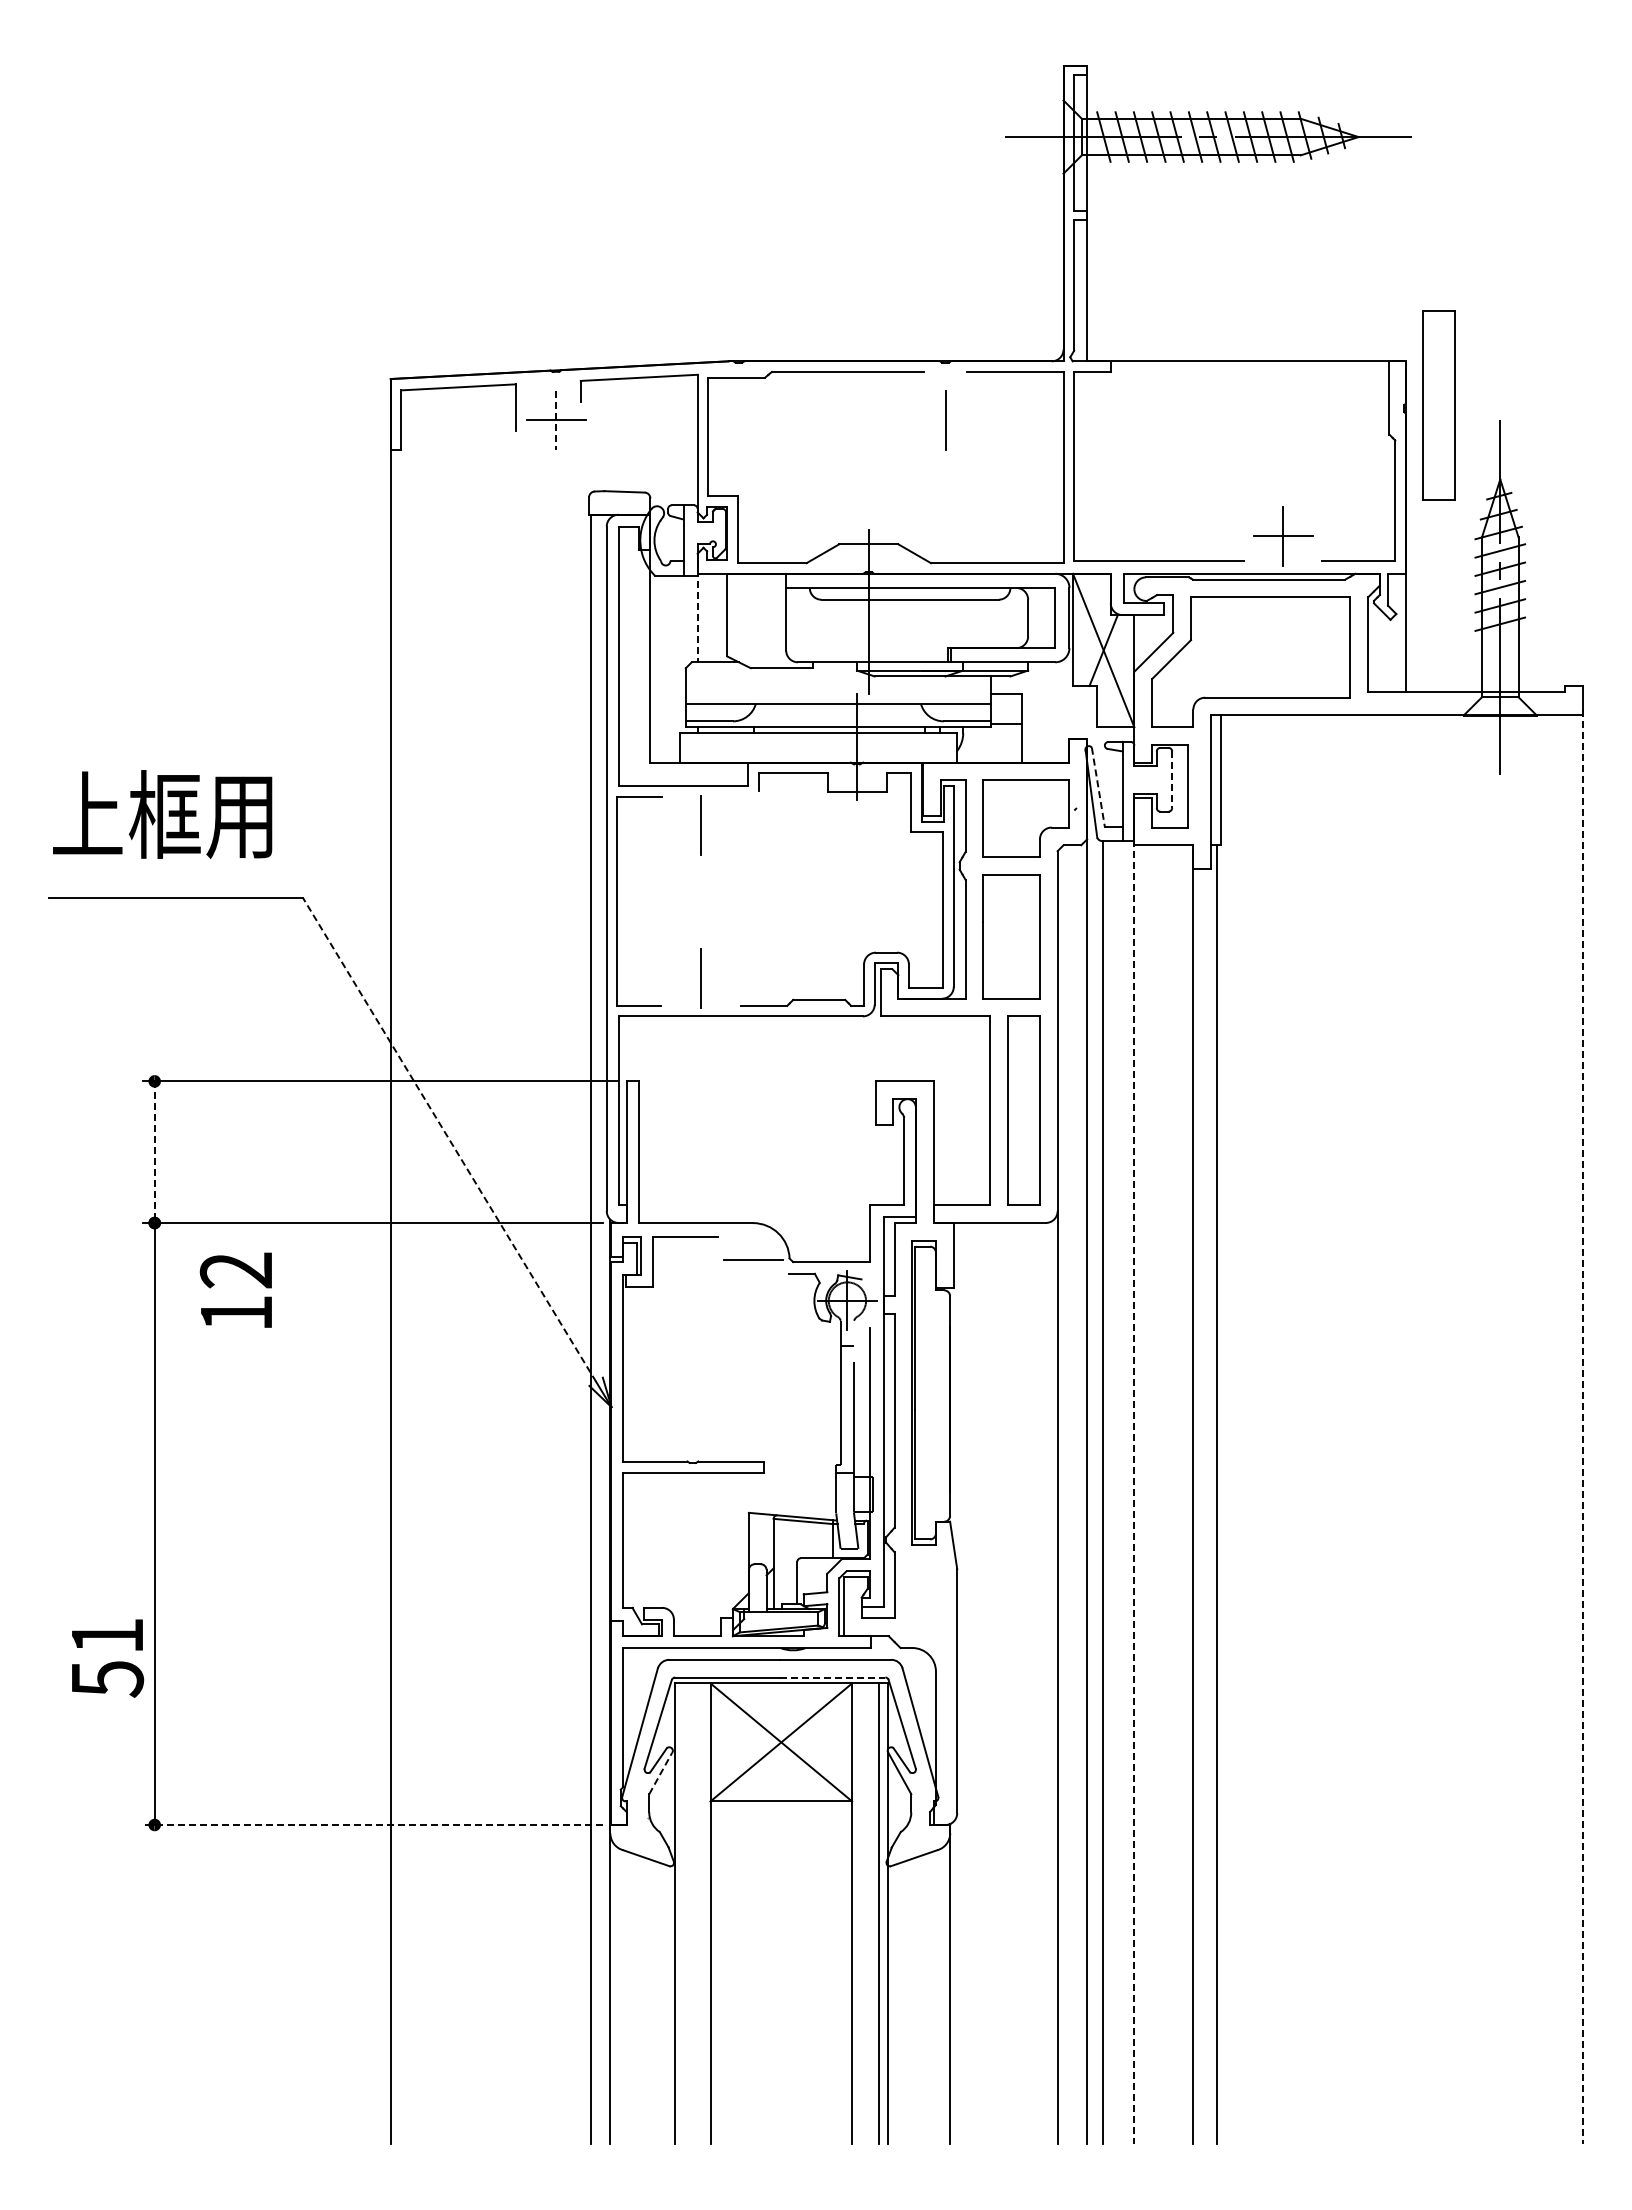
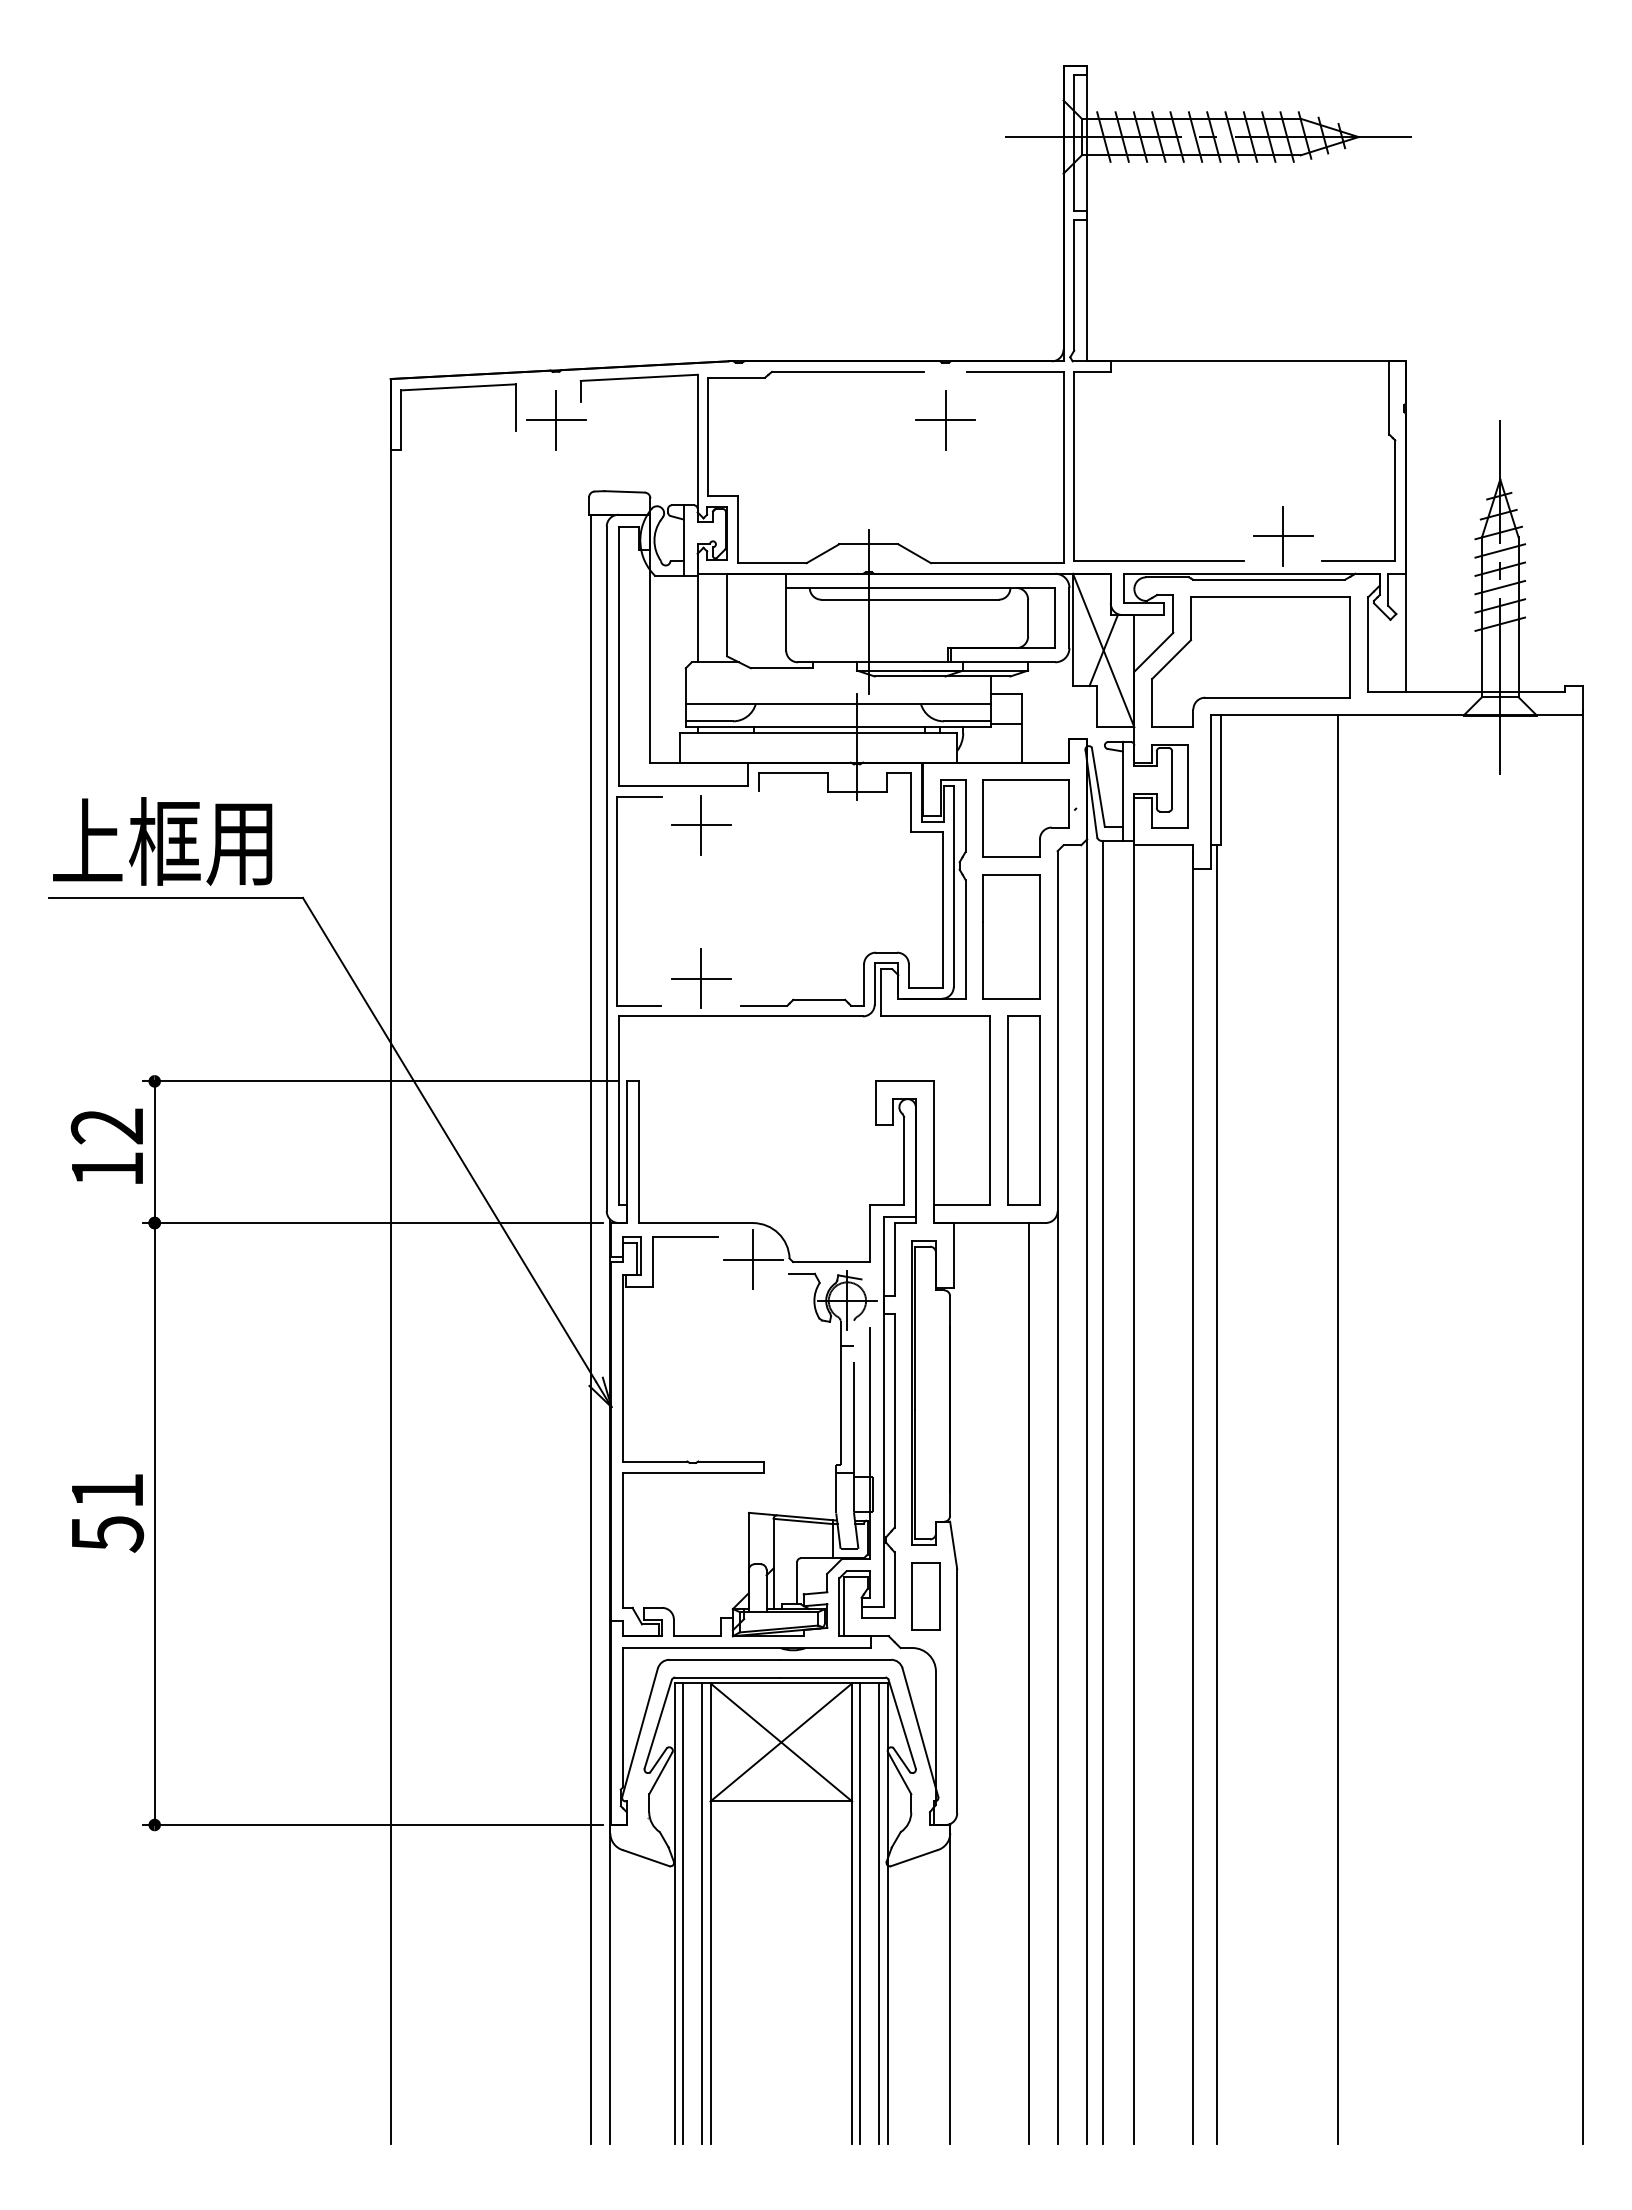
part: present -> none (1438, 405)
line: dashed -> solid (556, 420)
line: none -> present (945, 420)
line: dashed -> solid (697, 616)
line: dashed -> solid (1172, 780)
line: dashed -> solid (1098, 787)
text position: (162, 814) -> (162, 841) (162, 841)
line: none -> present (700, 825)
line: none -> present (700, 978)
line: dashed -> solid (449, 1139)
line: dashed -> solid (154, 1152)
line: none -> present (753, 1259)
text position: (235, 1289) -> (106, 1145) (106, 1145)
line: dashed -> solid (1582, 1427)
line: none -> present (1338, 1429)
line: dashed -> solid (1134, 1492)
part: none -> present (925, 1596)
text position: (108, 1658) -> (108, 1513) (108, 1513)
line: dashed -> solid (832, 1677)
line: none -> present (1029, 1682)
line: dashed -> solid (660, 1773)
line: dashed -> solid (372, 1825)
line: none -> present (683, 1913)
line: none -> present (702, 1913)
line: none -> present (860, 1913)
